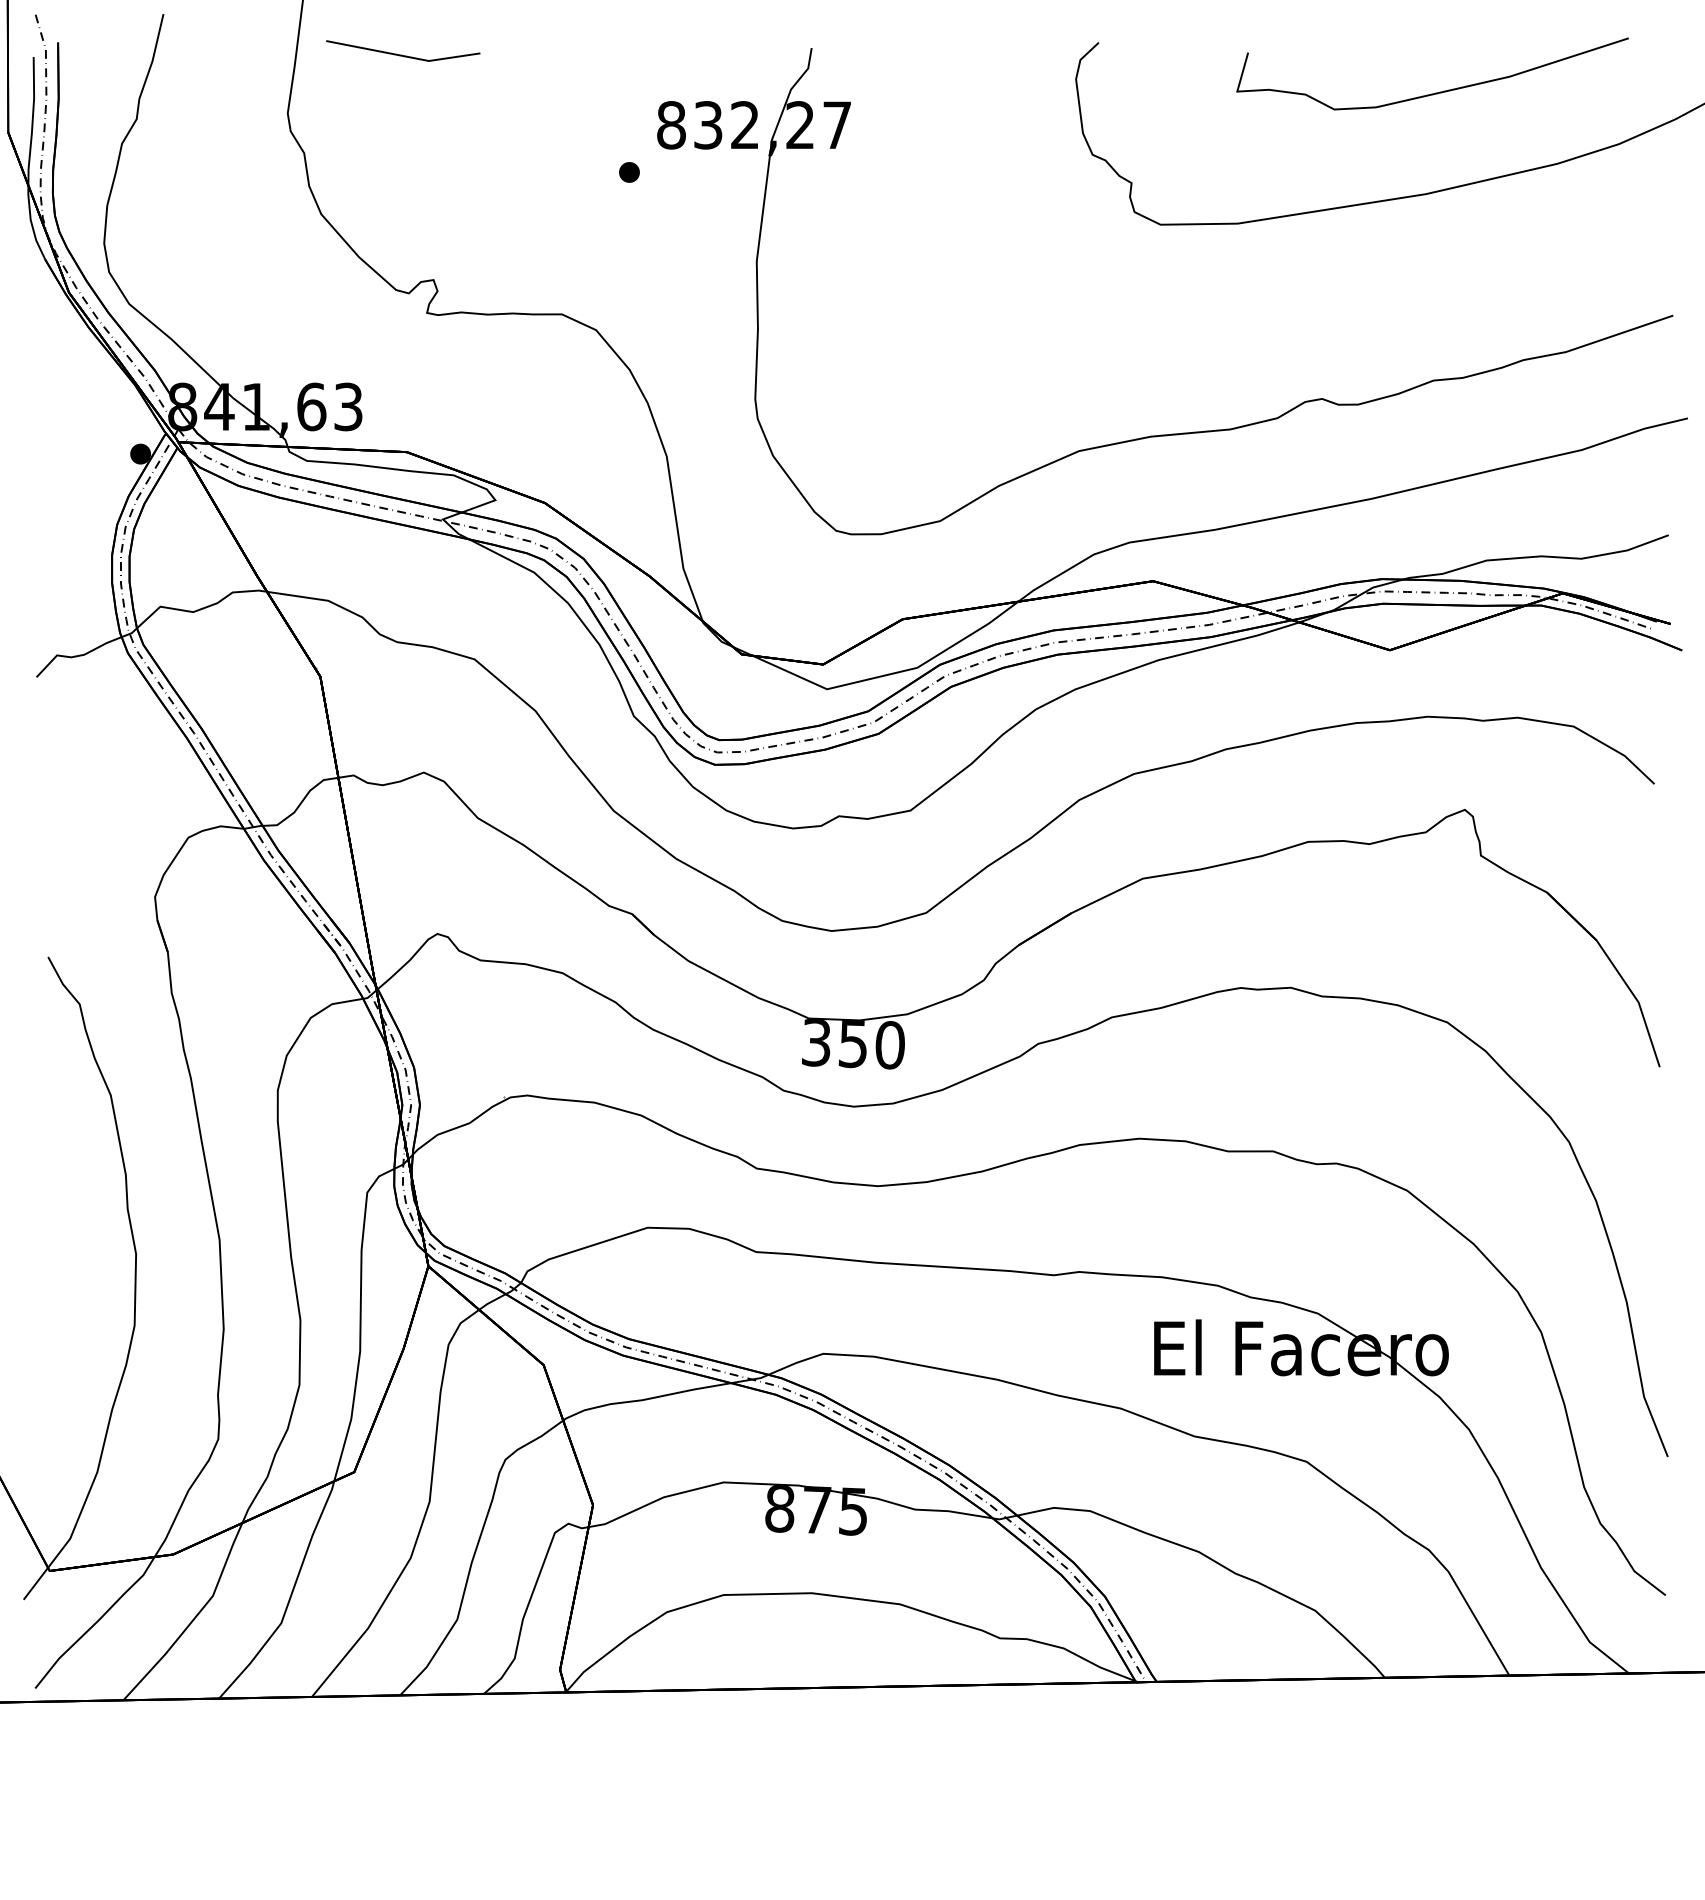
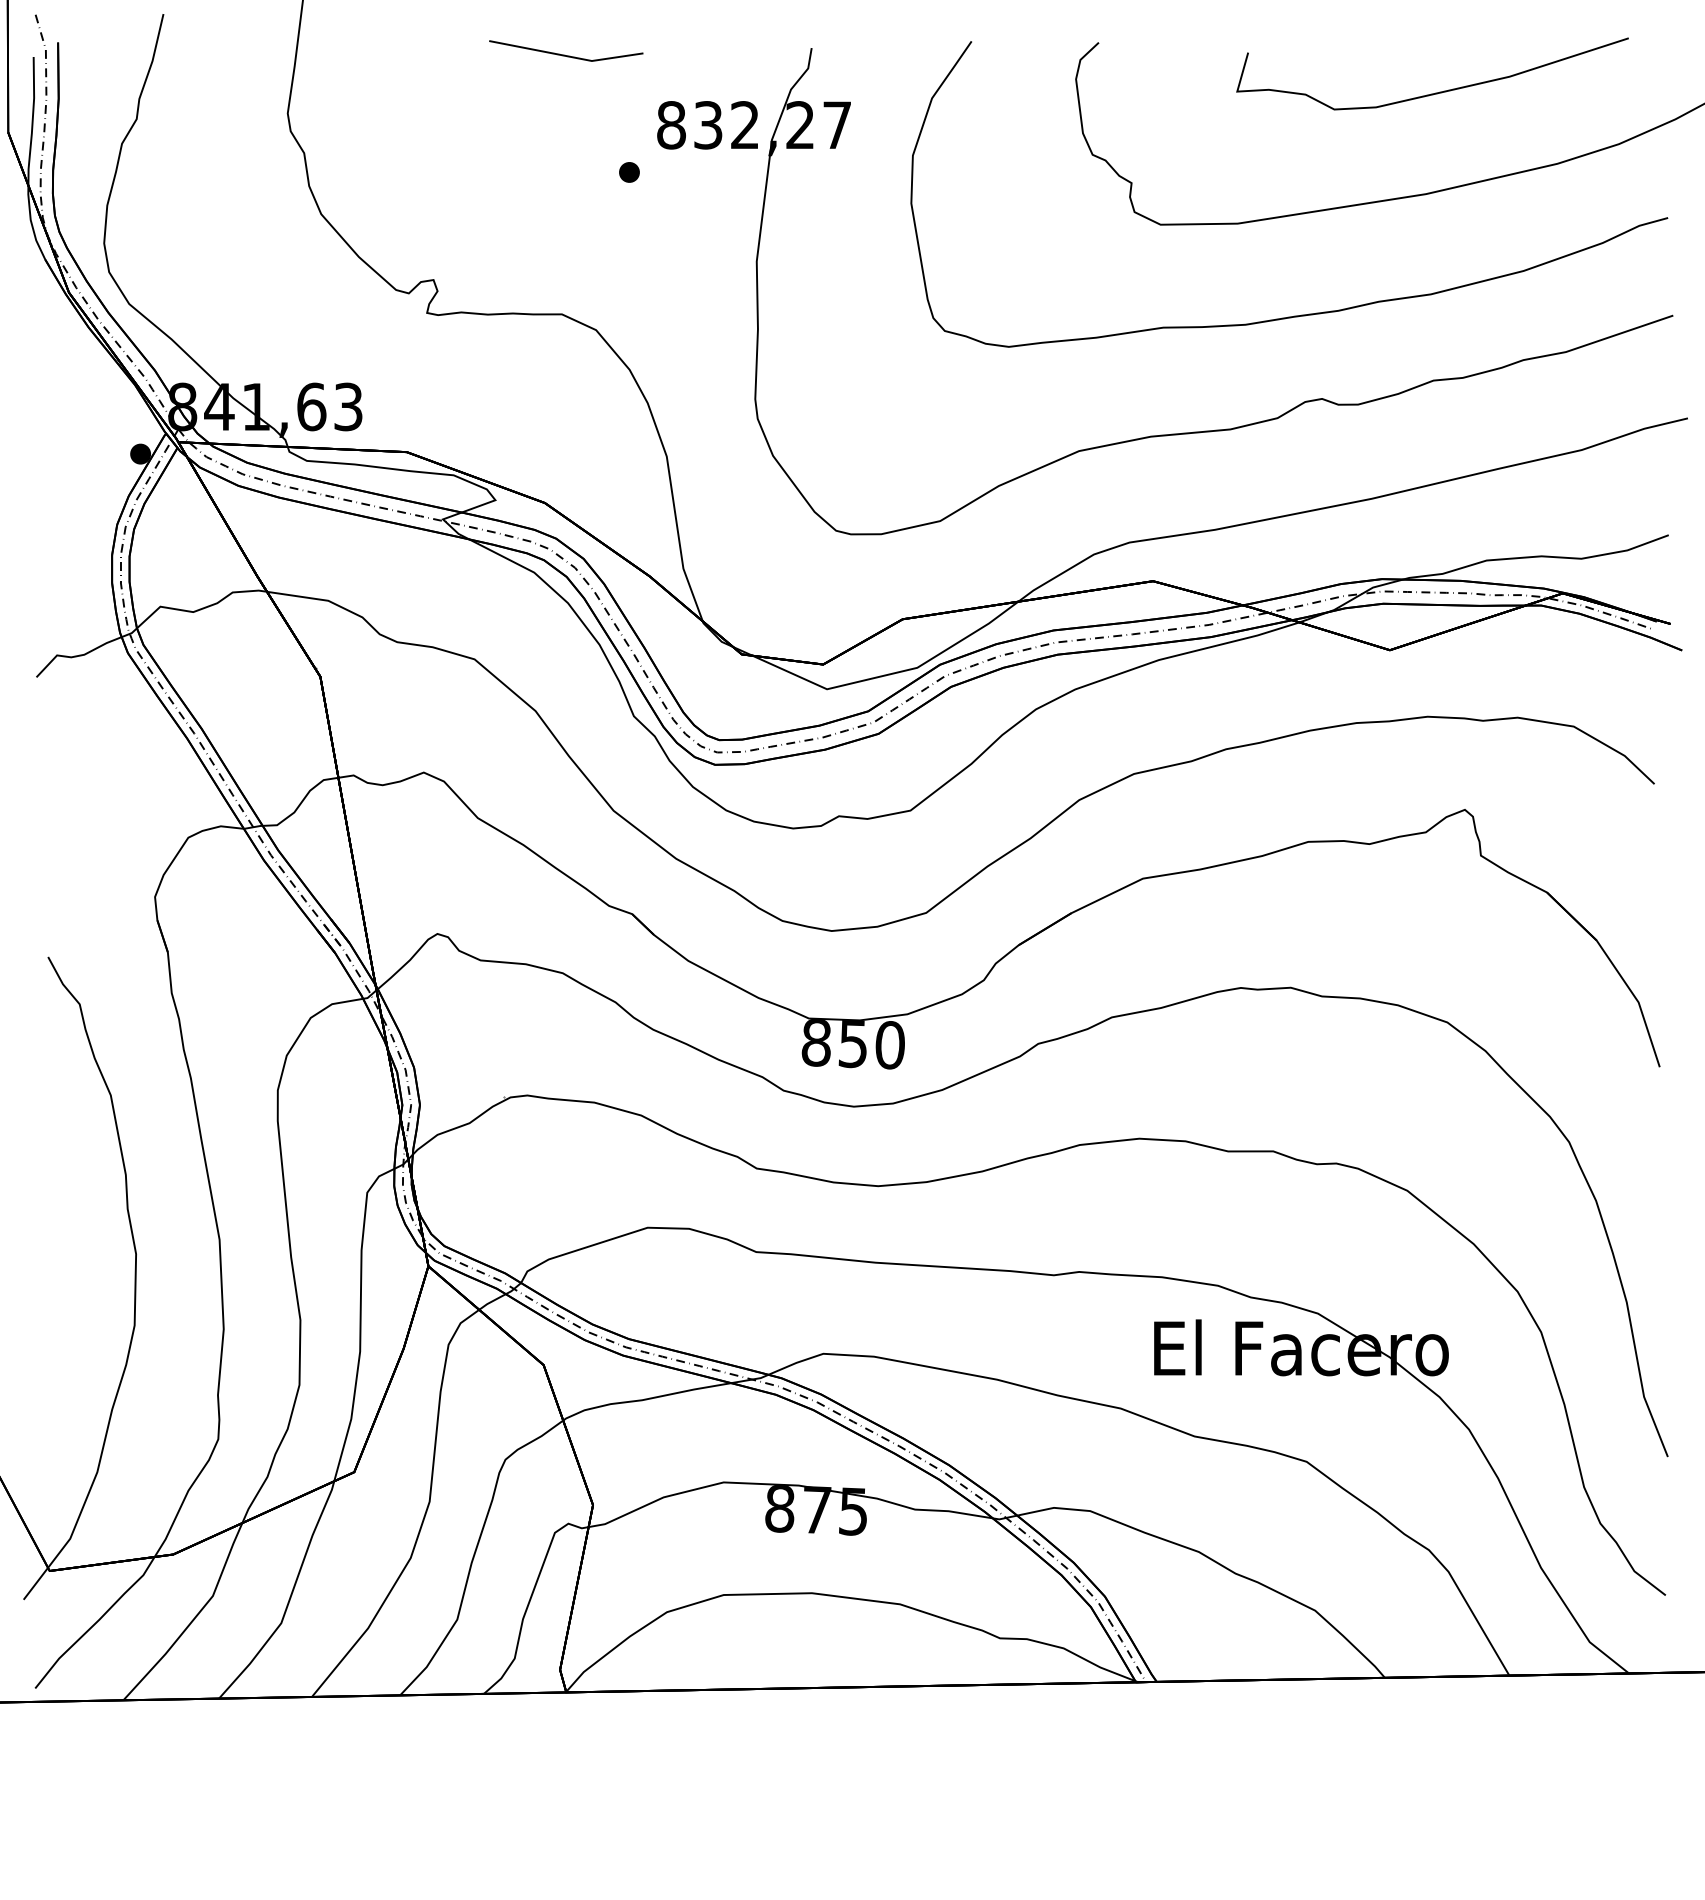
line position: (401, 54) -> (564, 54) (564, 54)
curve: none -> present (1308, 313)
text: 350 -> 850 (815, 1042)
